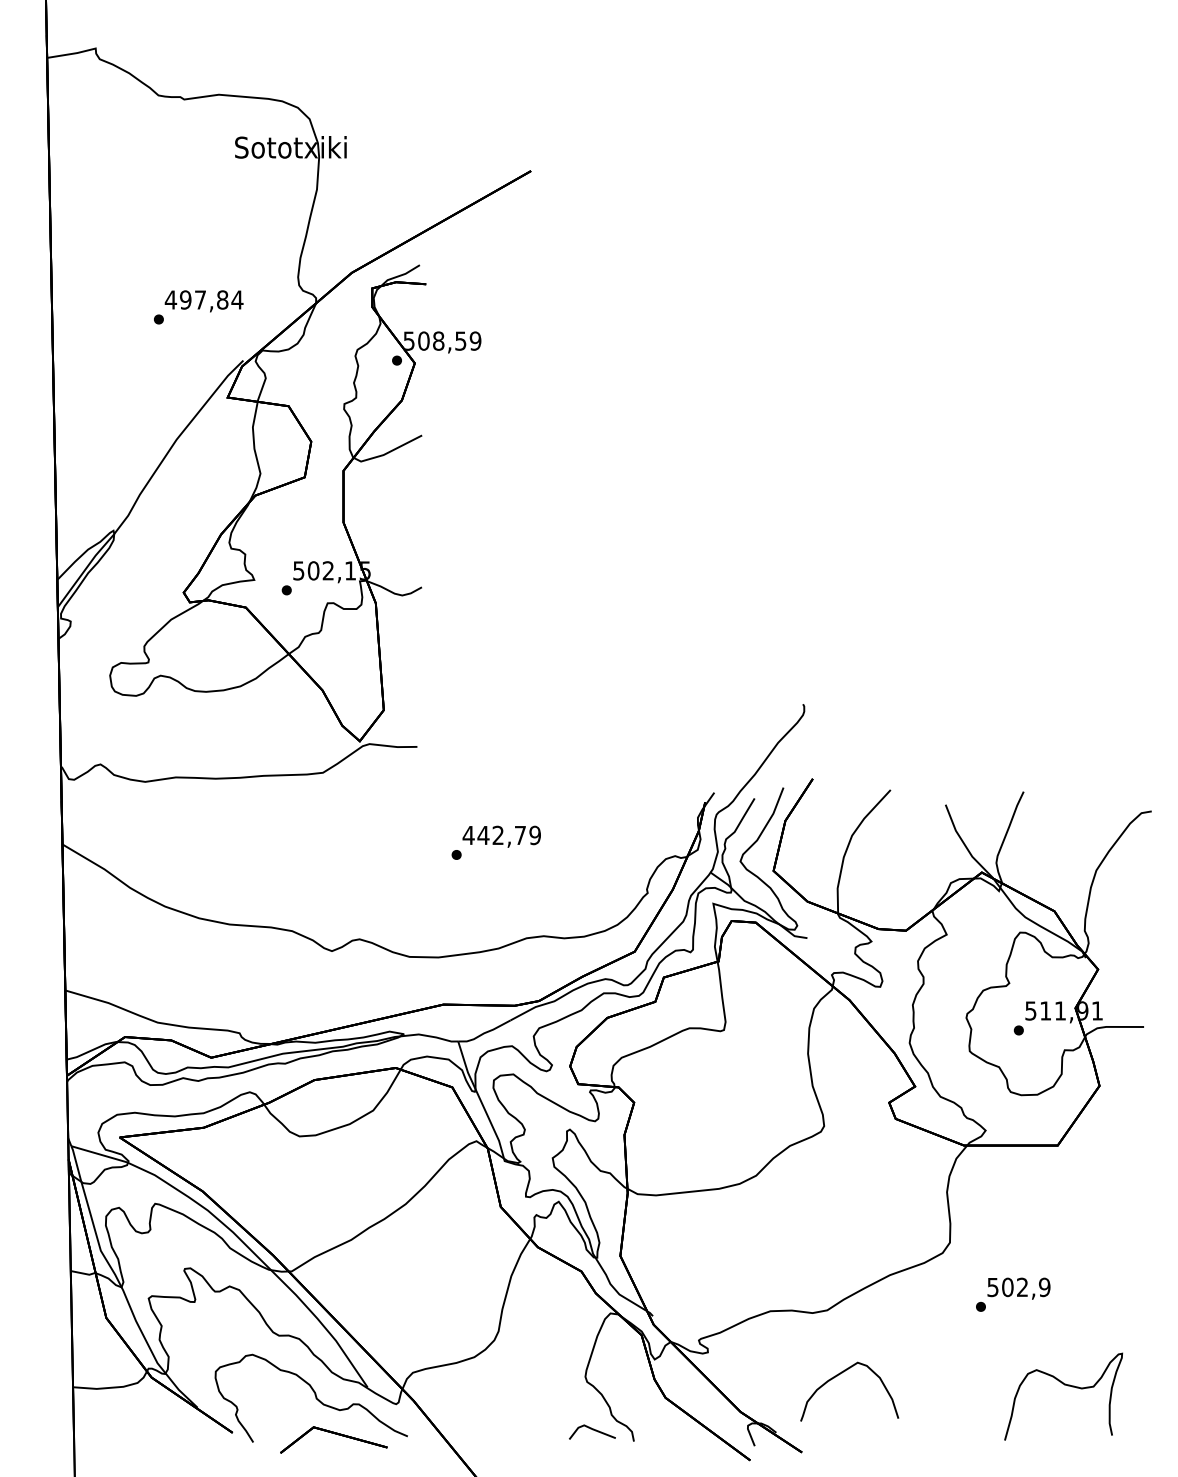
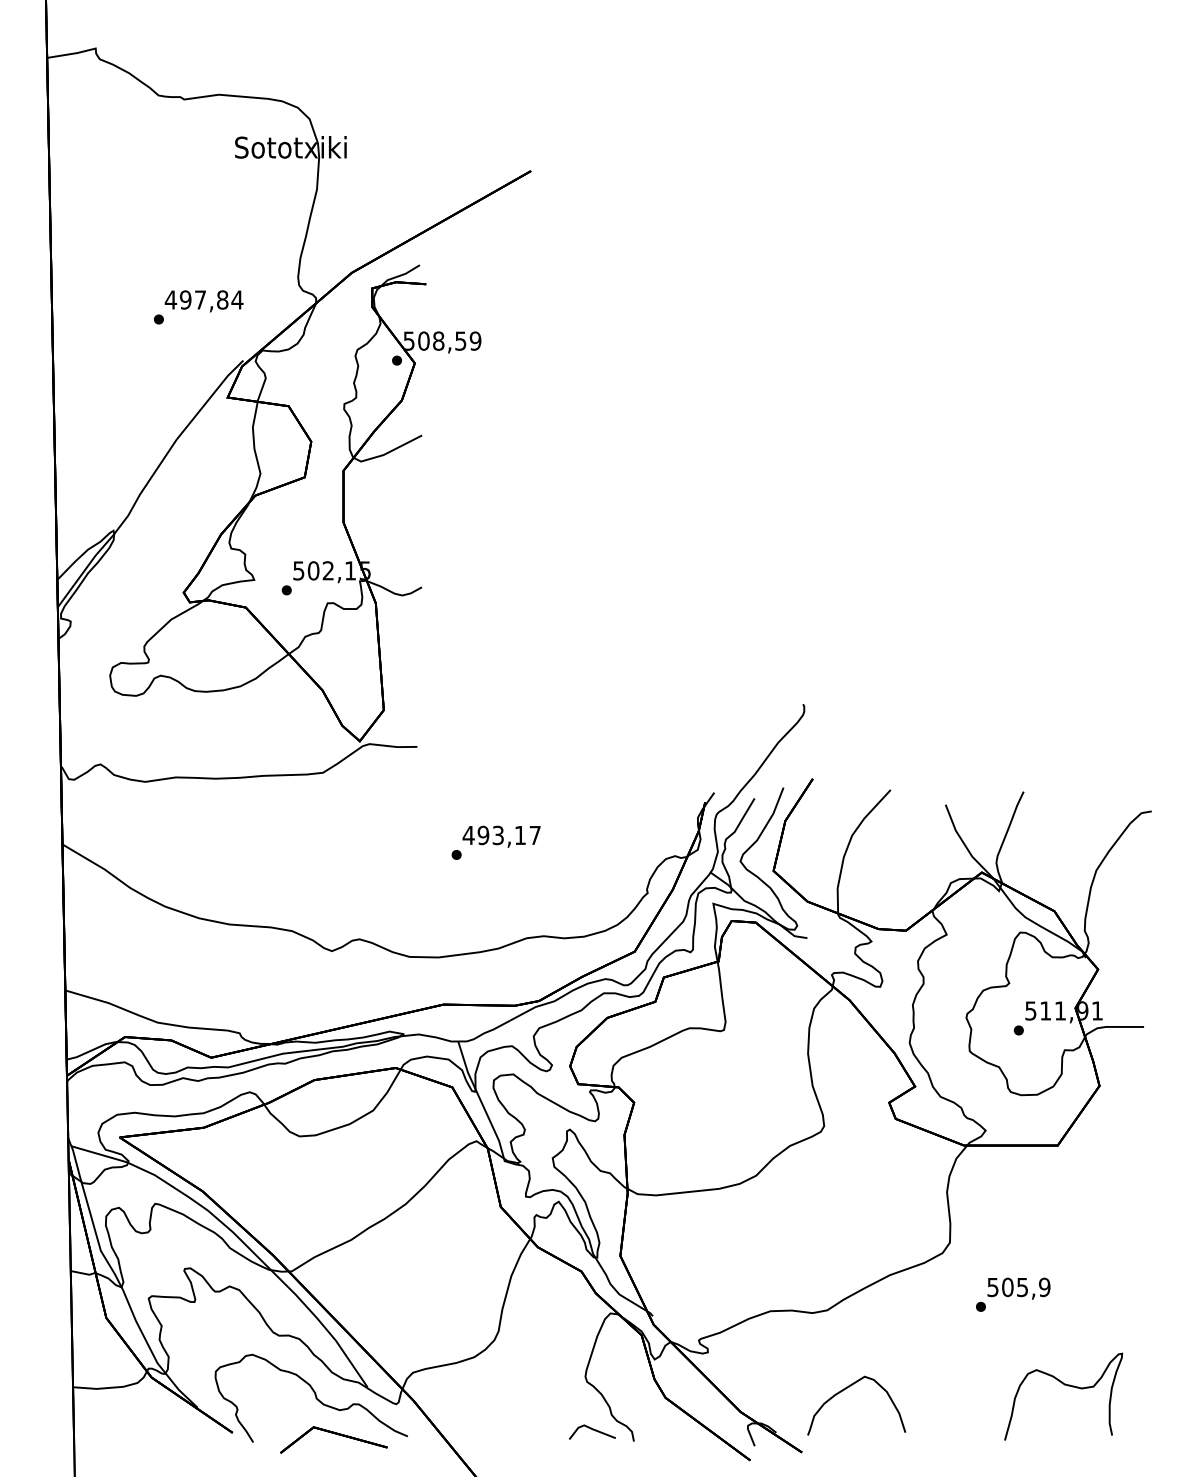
text: 442,79 -> 493,17 (508, 835)
text: 502,9 -> 505,9 (1022, 1287)
curve position: (839, 1375) -> (846, 1389) (846, 1389)
